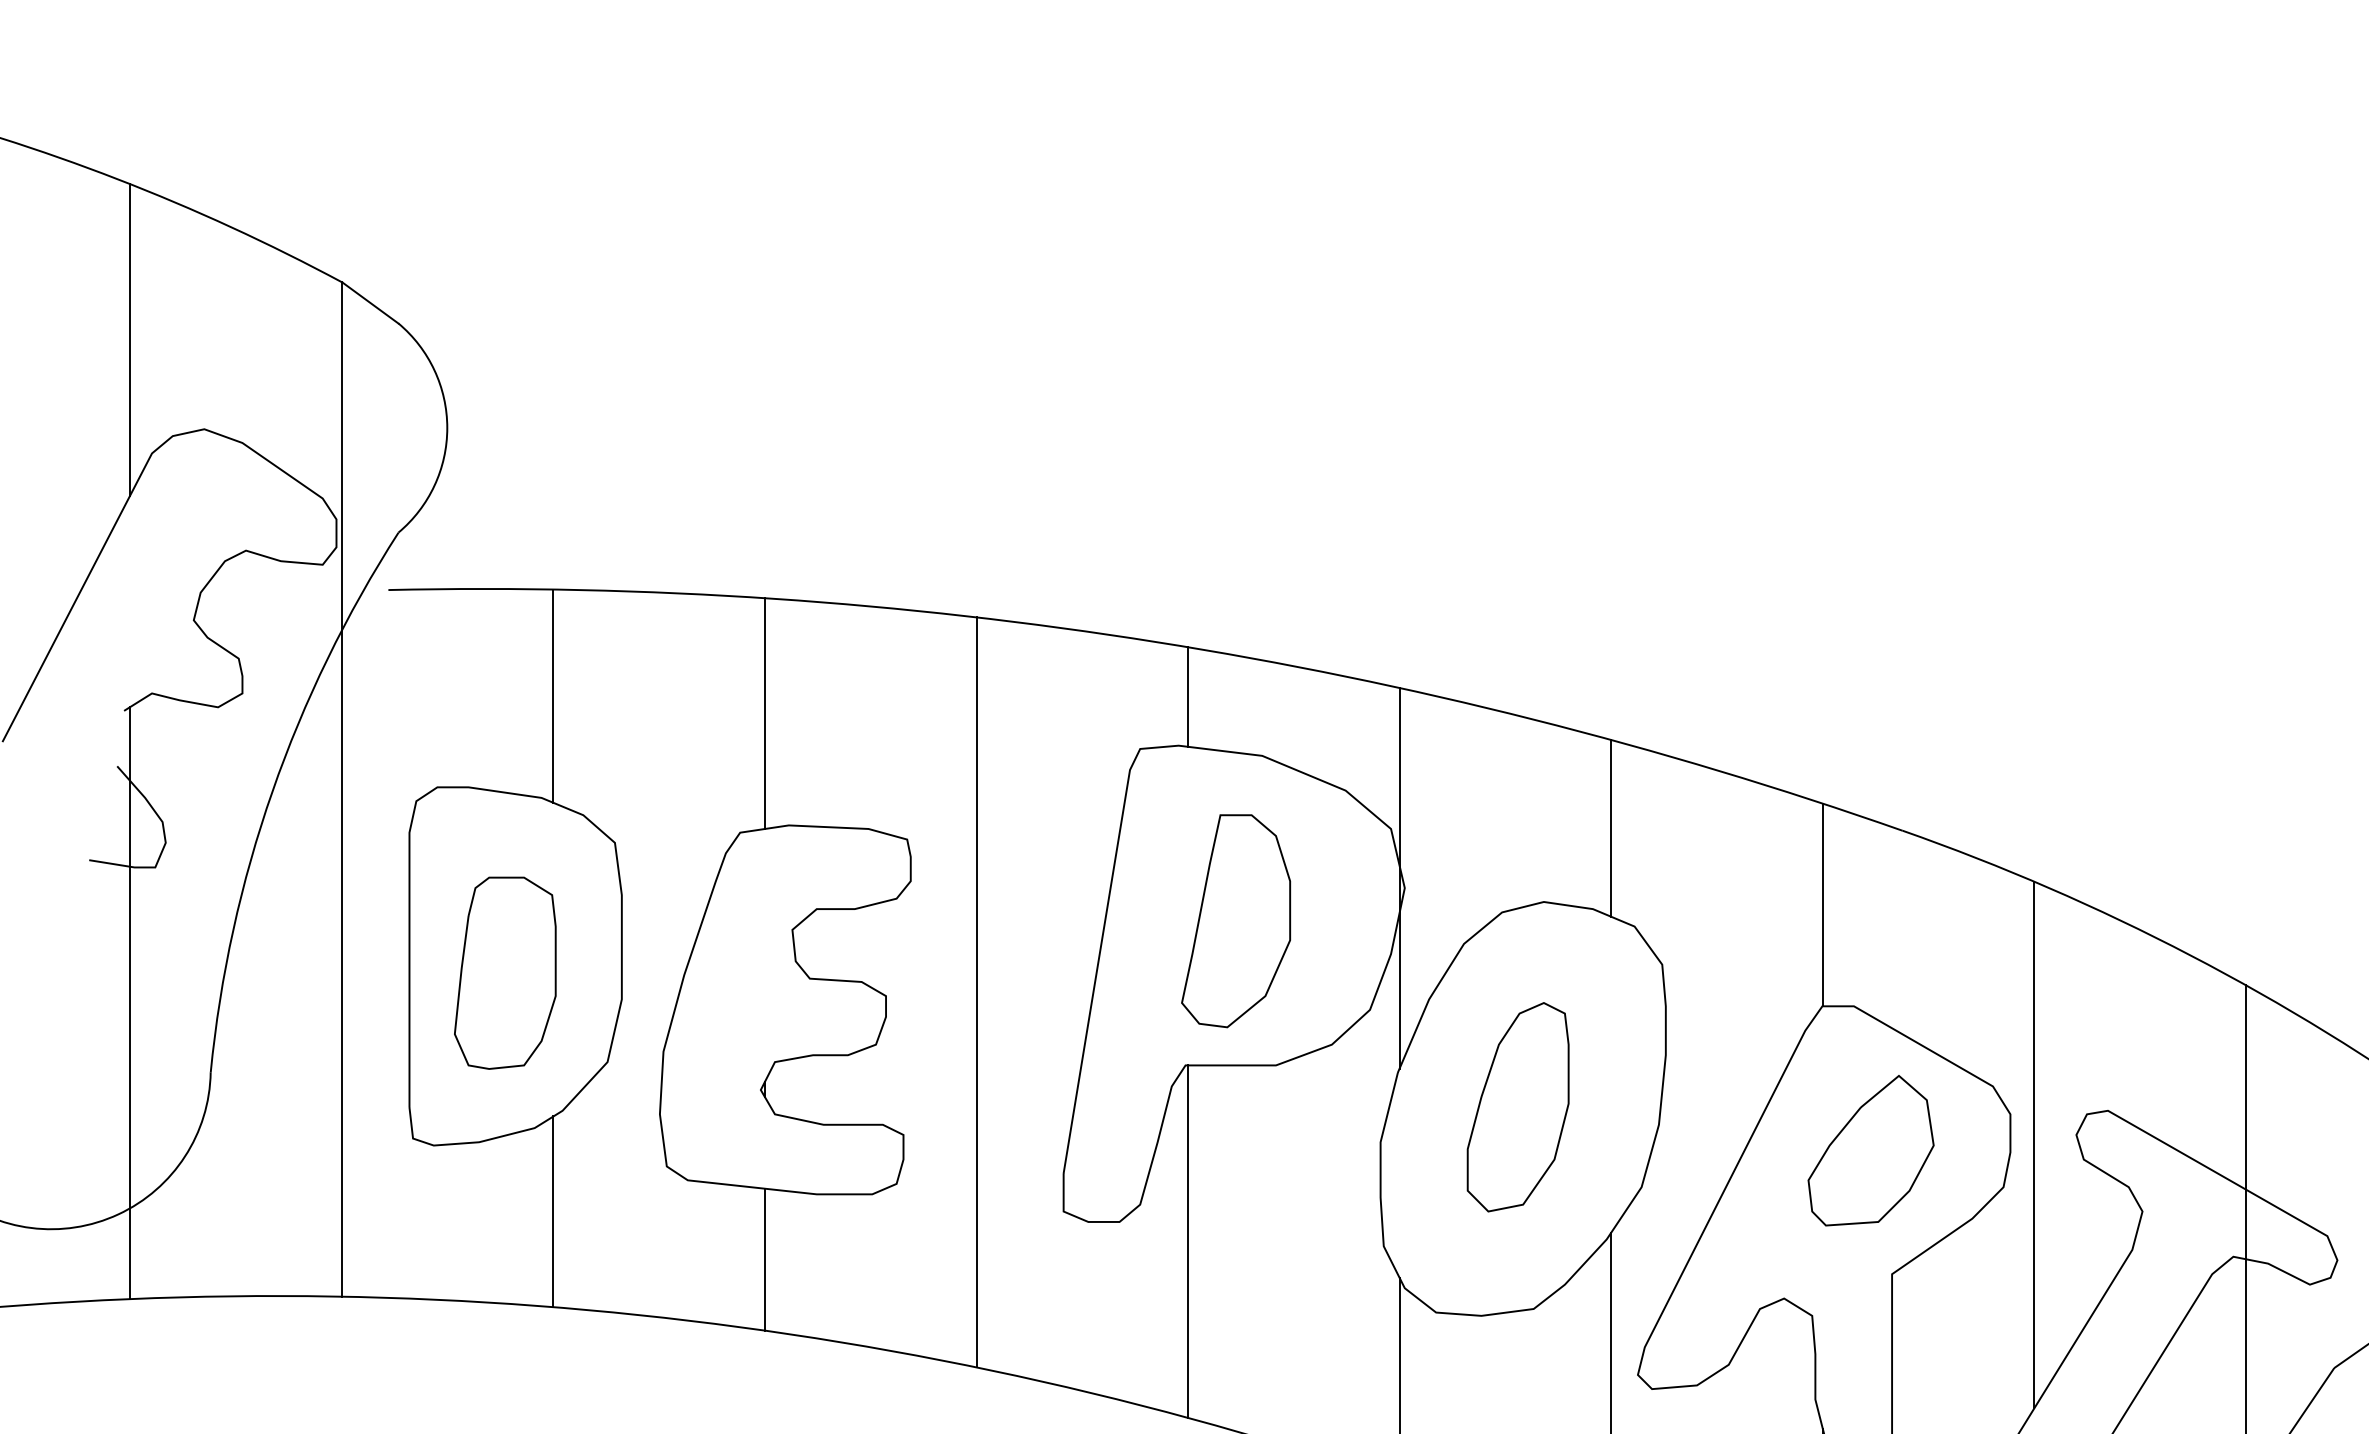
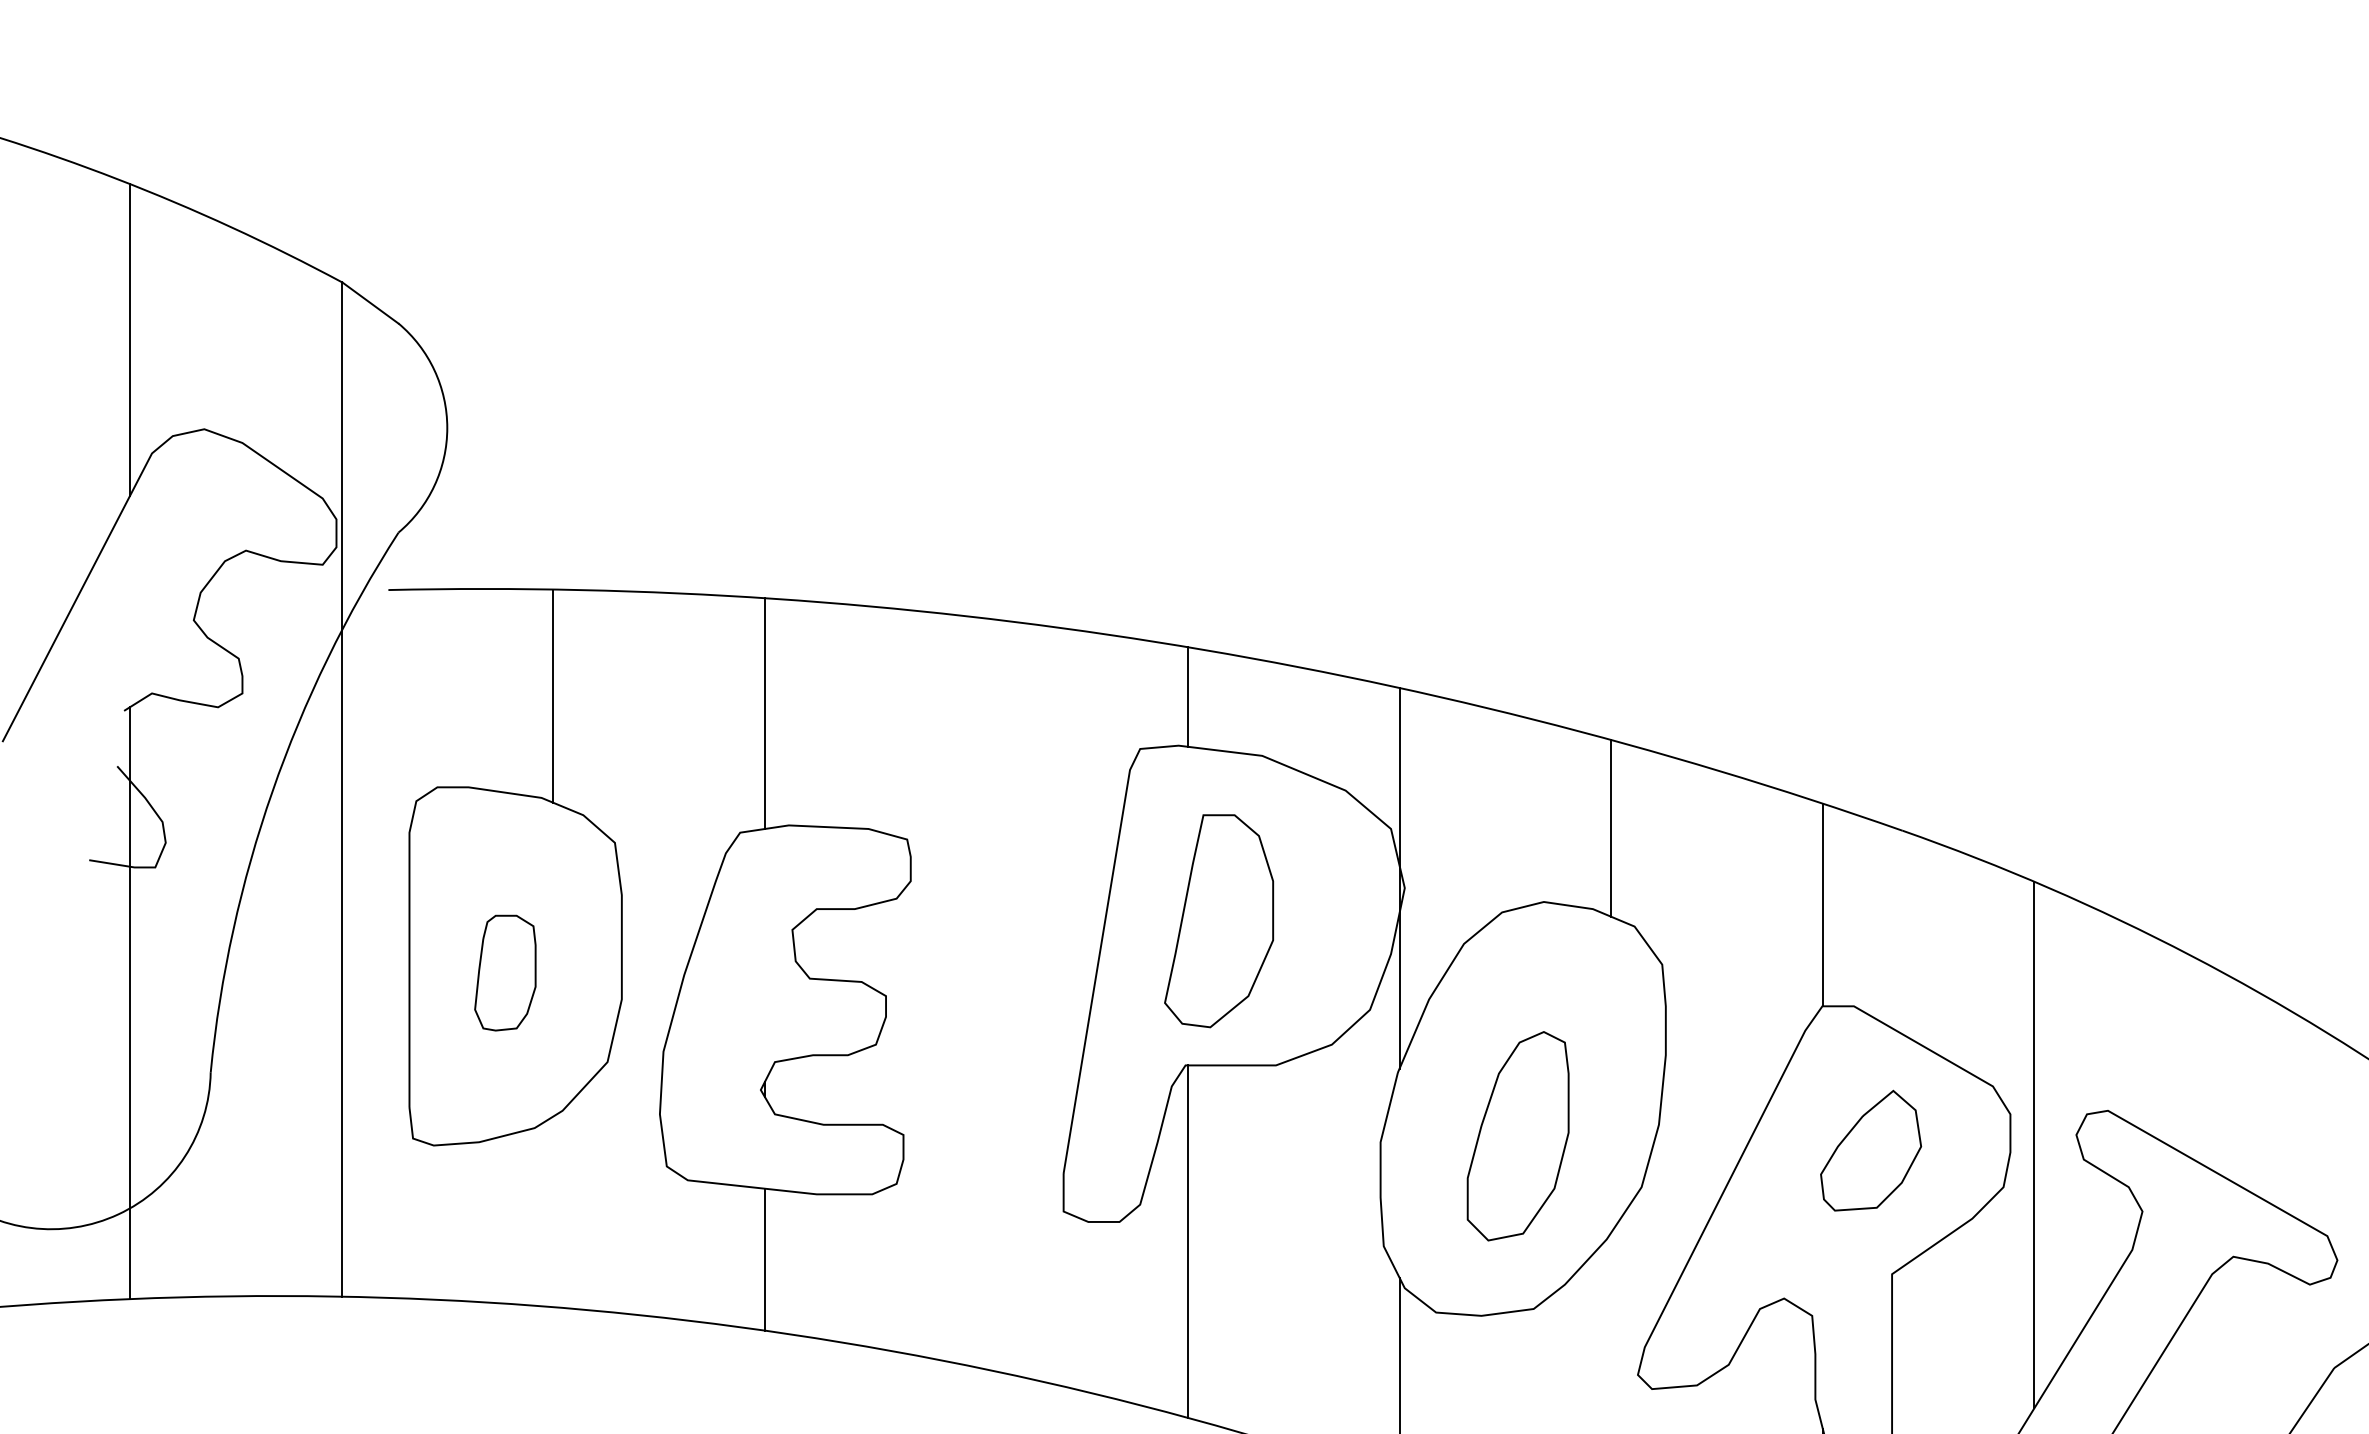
part position: (1236, 921) -> (1219, 921) (1219, 921)
part size: 103x194 px -> 63x118 px (505, 972)
line: present -> none (976, 992)
part position: (1517, 1107) -> (1517, 1136) (1517, 1136)
part size: 128x152 px -> 103x123 px (1871, 1150)
line: present -> none (2245, 1207)
line: present -> none (553, 1211)
line: present -> none (1611, 1331)
